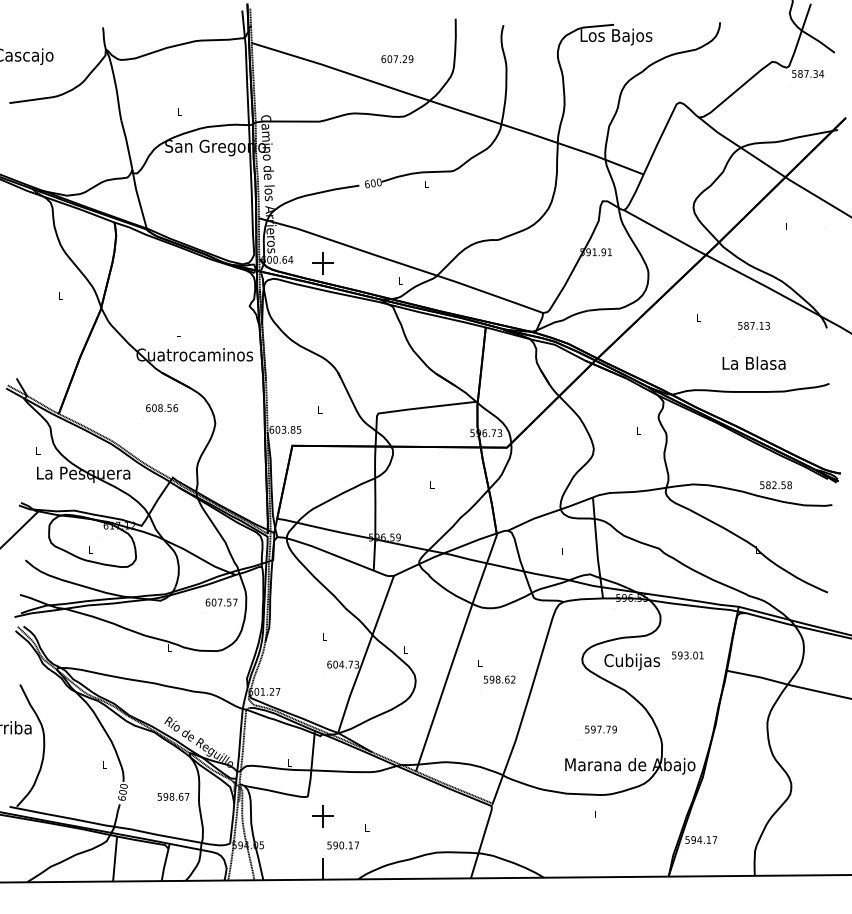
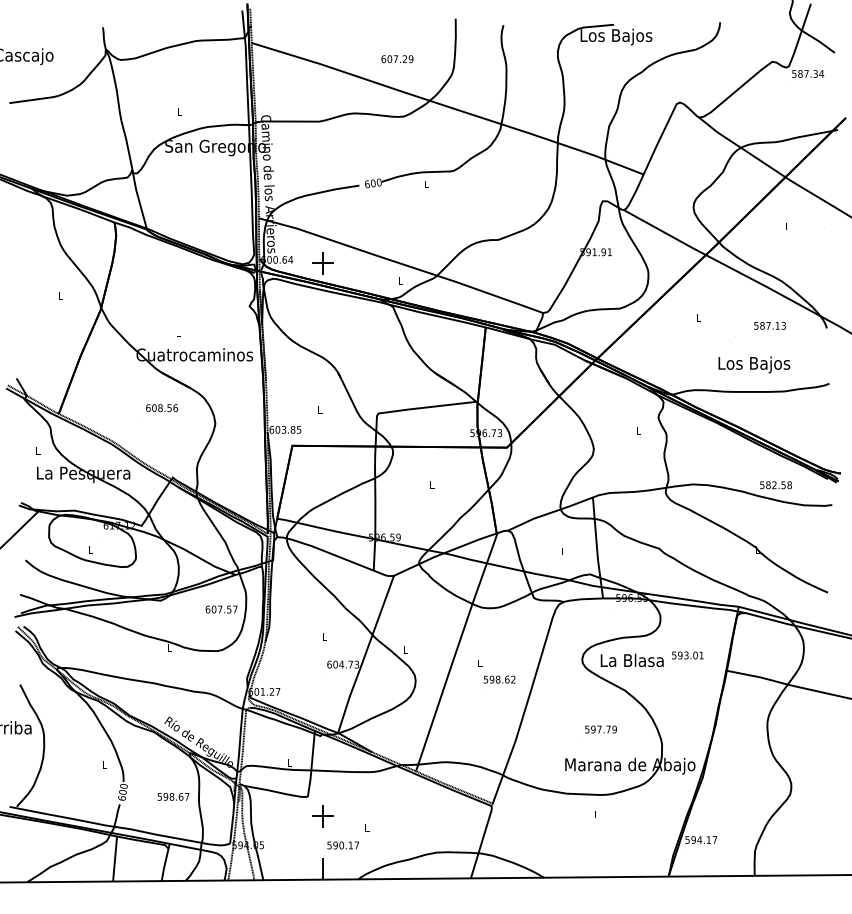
text position: (753, 325) -> (769, 325) (769, 325)
text: La Blasa -> Los Bajos (754, 364)
text position: (221, 602) -> (221, 609) (221, 609)
text: Cubijas -> La Blasa (631, 661)
